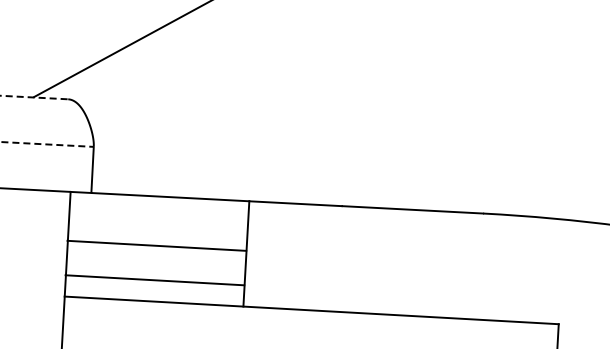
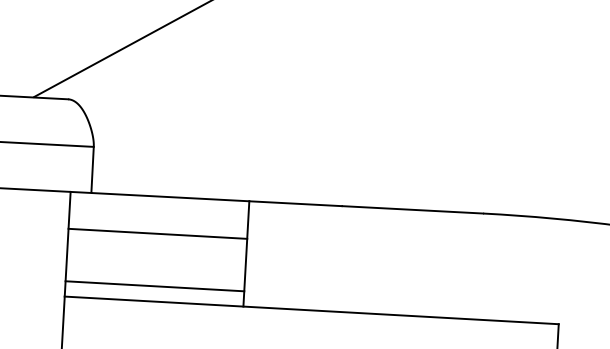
line: dashed -> solid (34, 97)
line: dashed -> solid (46, 144)
line position: (156, 245) -> (157, 233) (157, 233)
line position: (154, 280) -> (154, 286) (154, 286)
